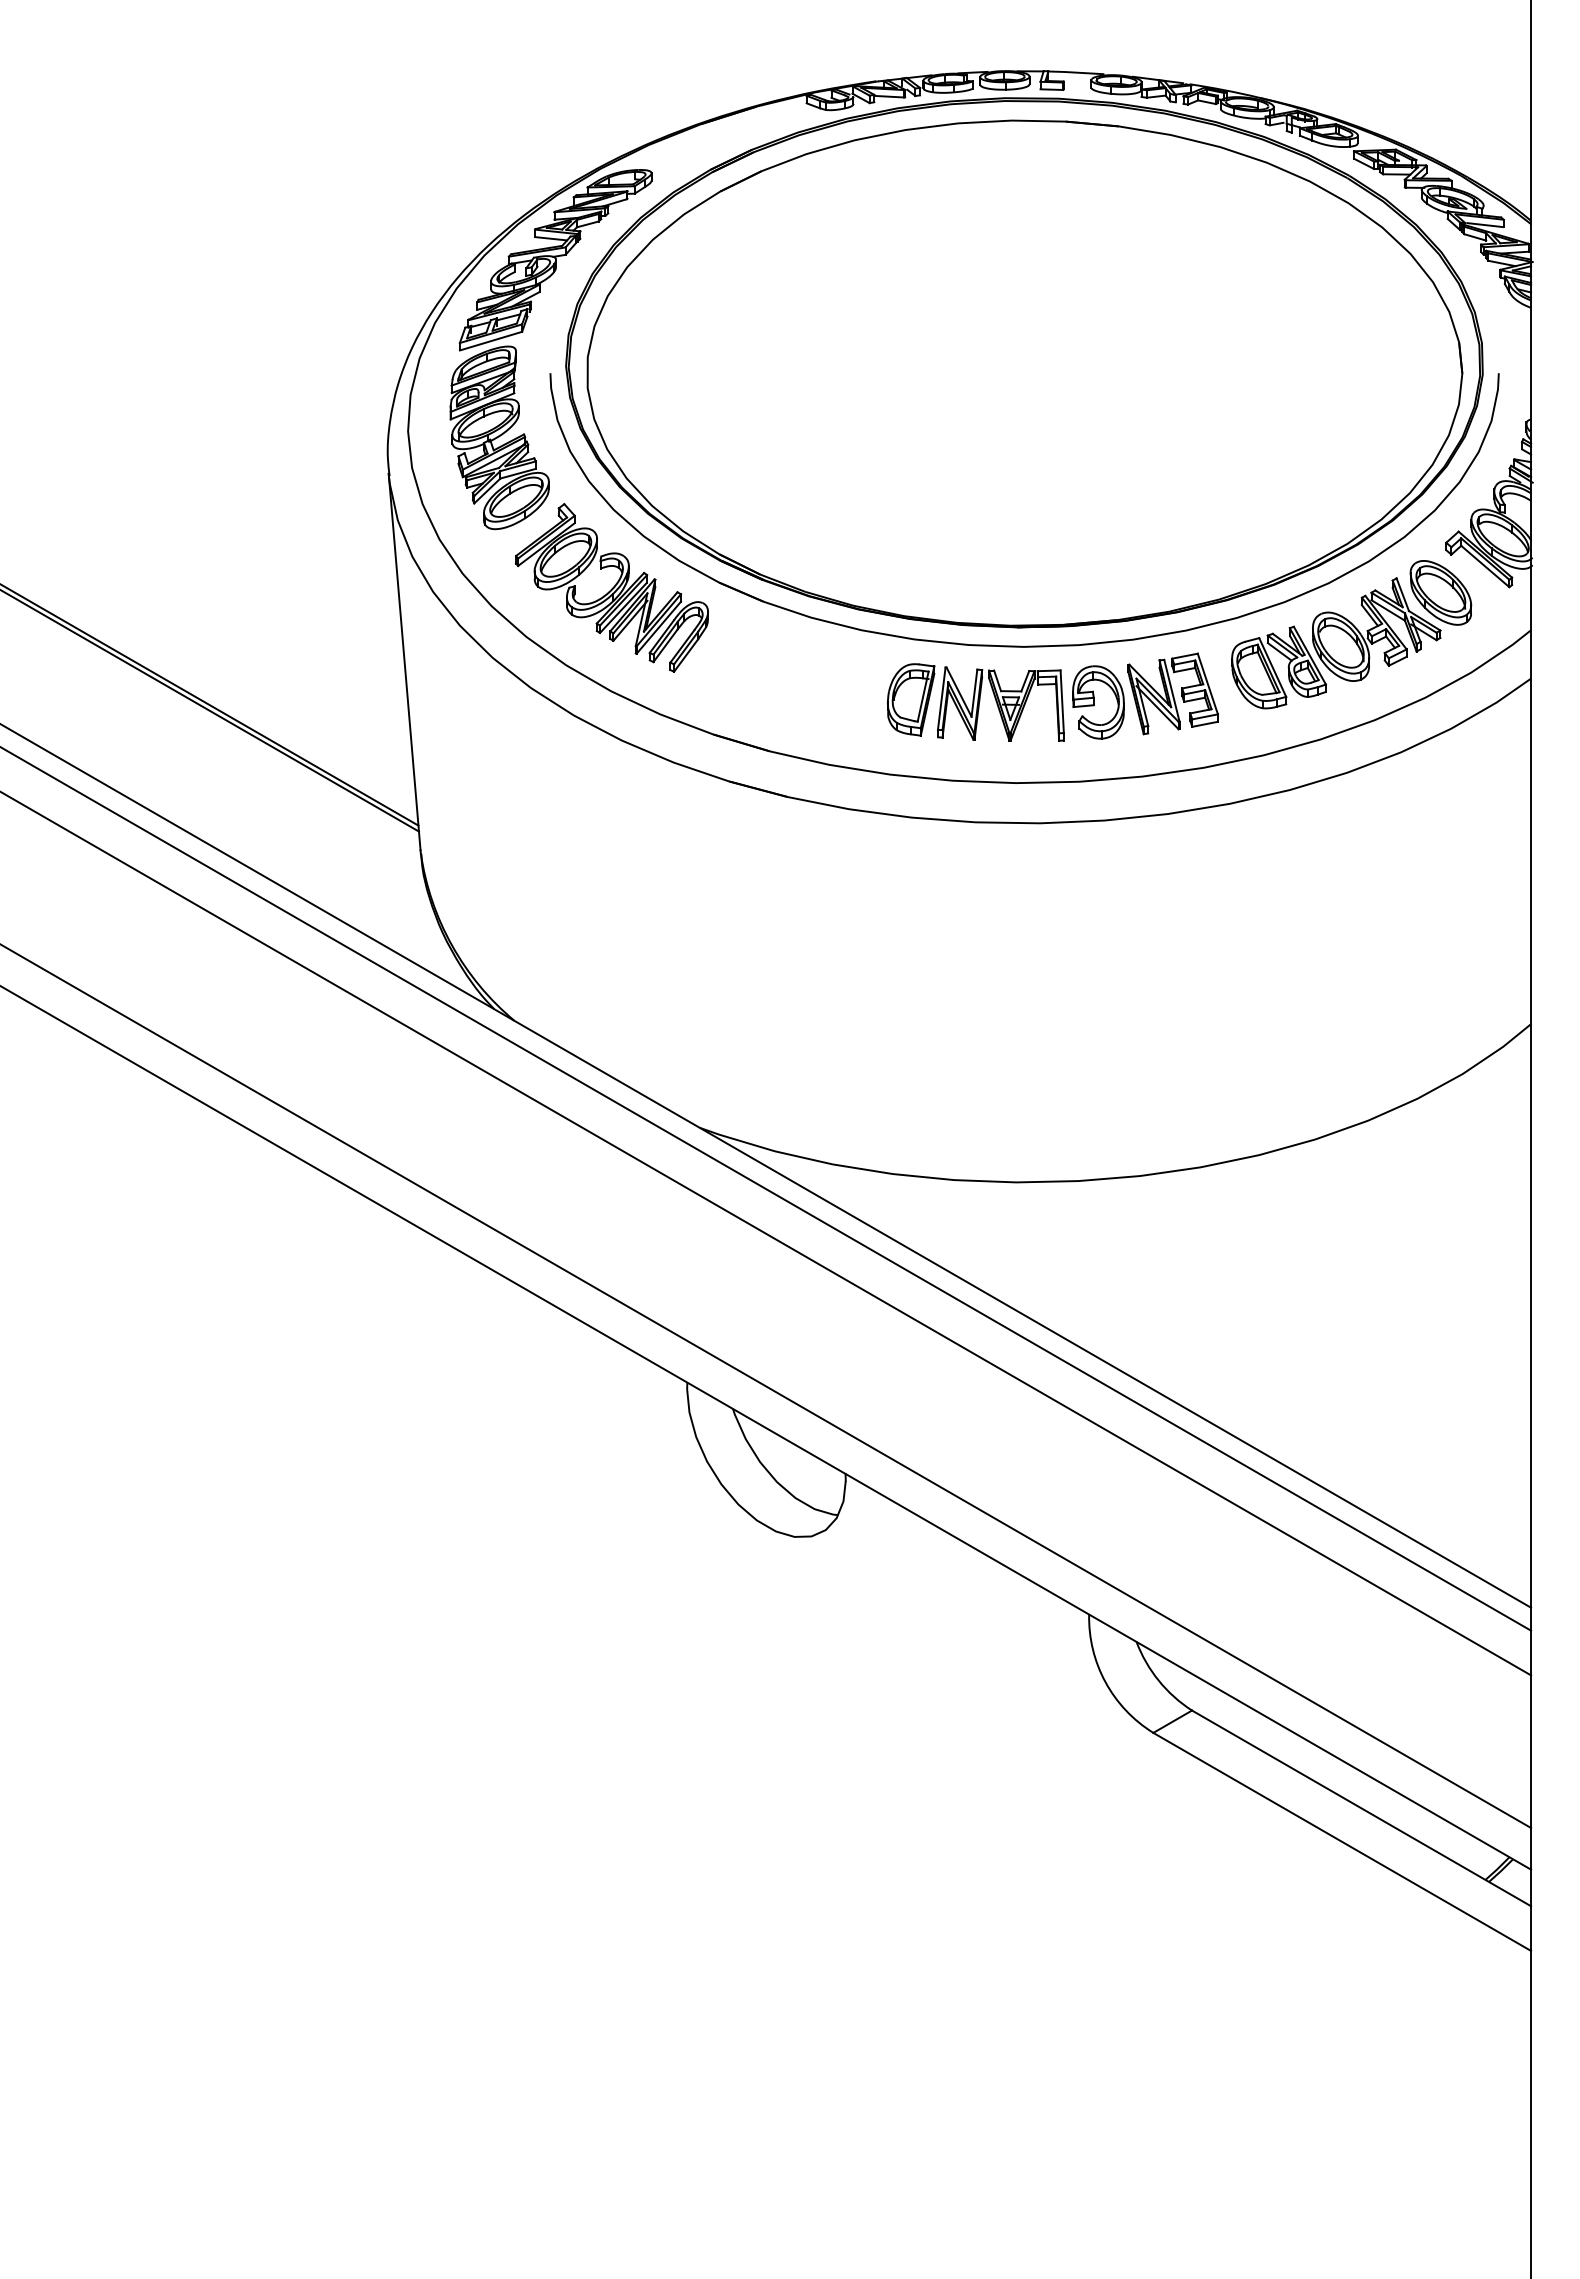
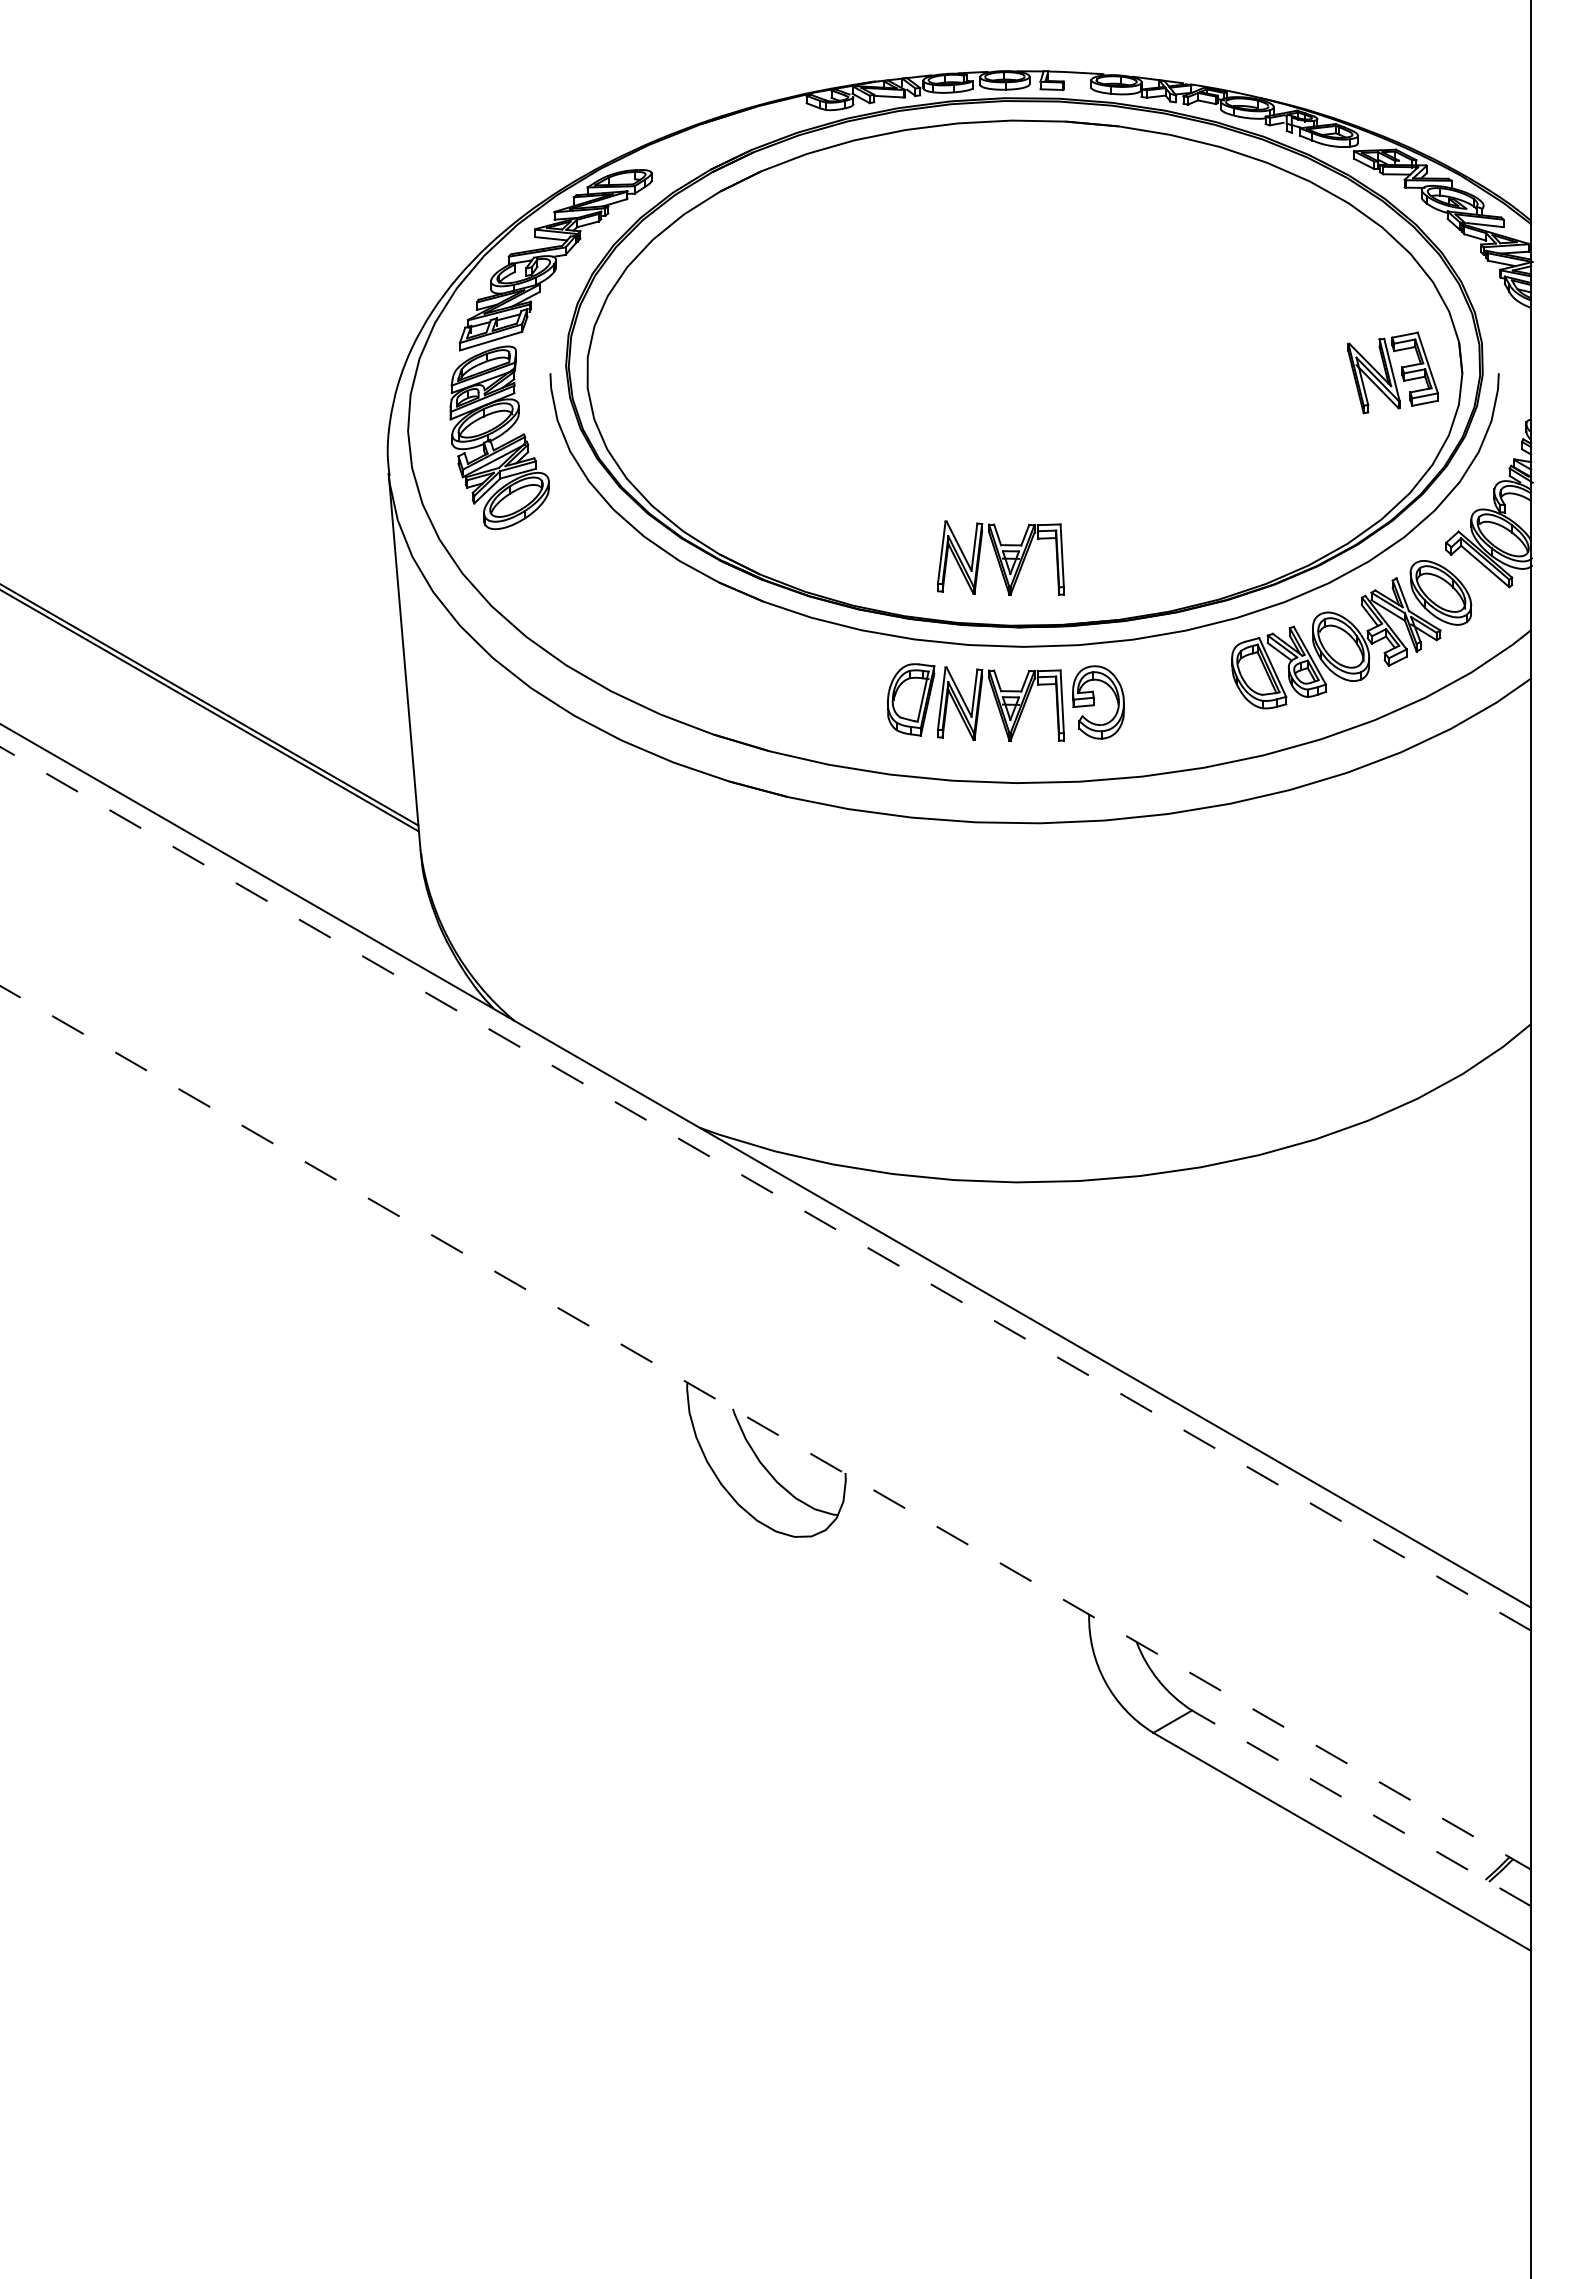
part: none -> present (1000, 557)
part: present -> none (611, 587)
part position: (1172, 693) -> (1392, 372) (1392, 372)
line: solid -> dashed (765, 1188)
line: present -> none (766, 1233)
line: present -> none (766, 1386)
line: solid -> dashed (765, 1427)
line: solid -> dashed (1361, 1808)
